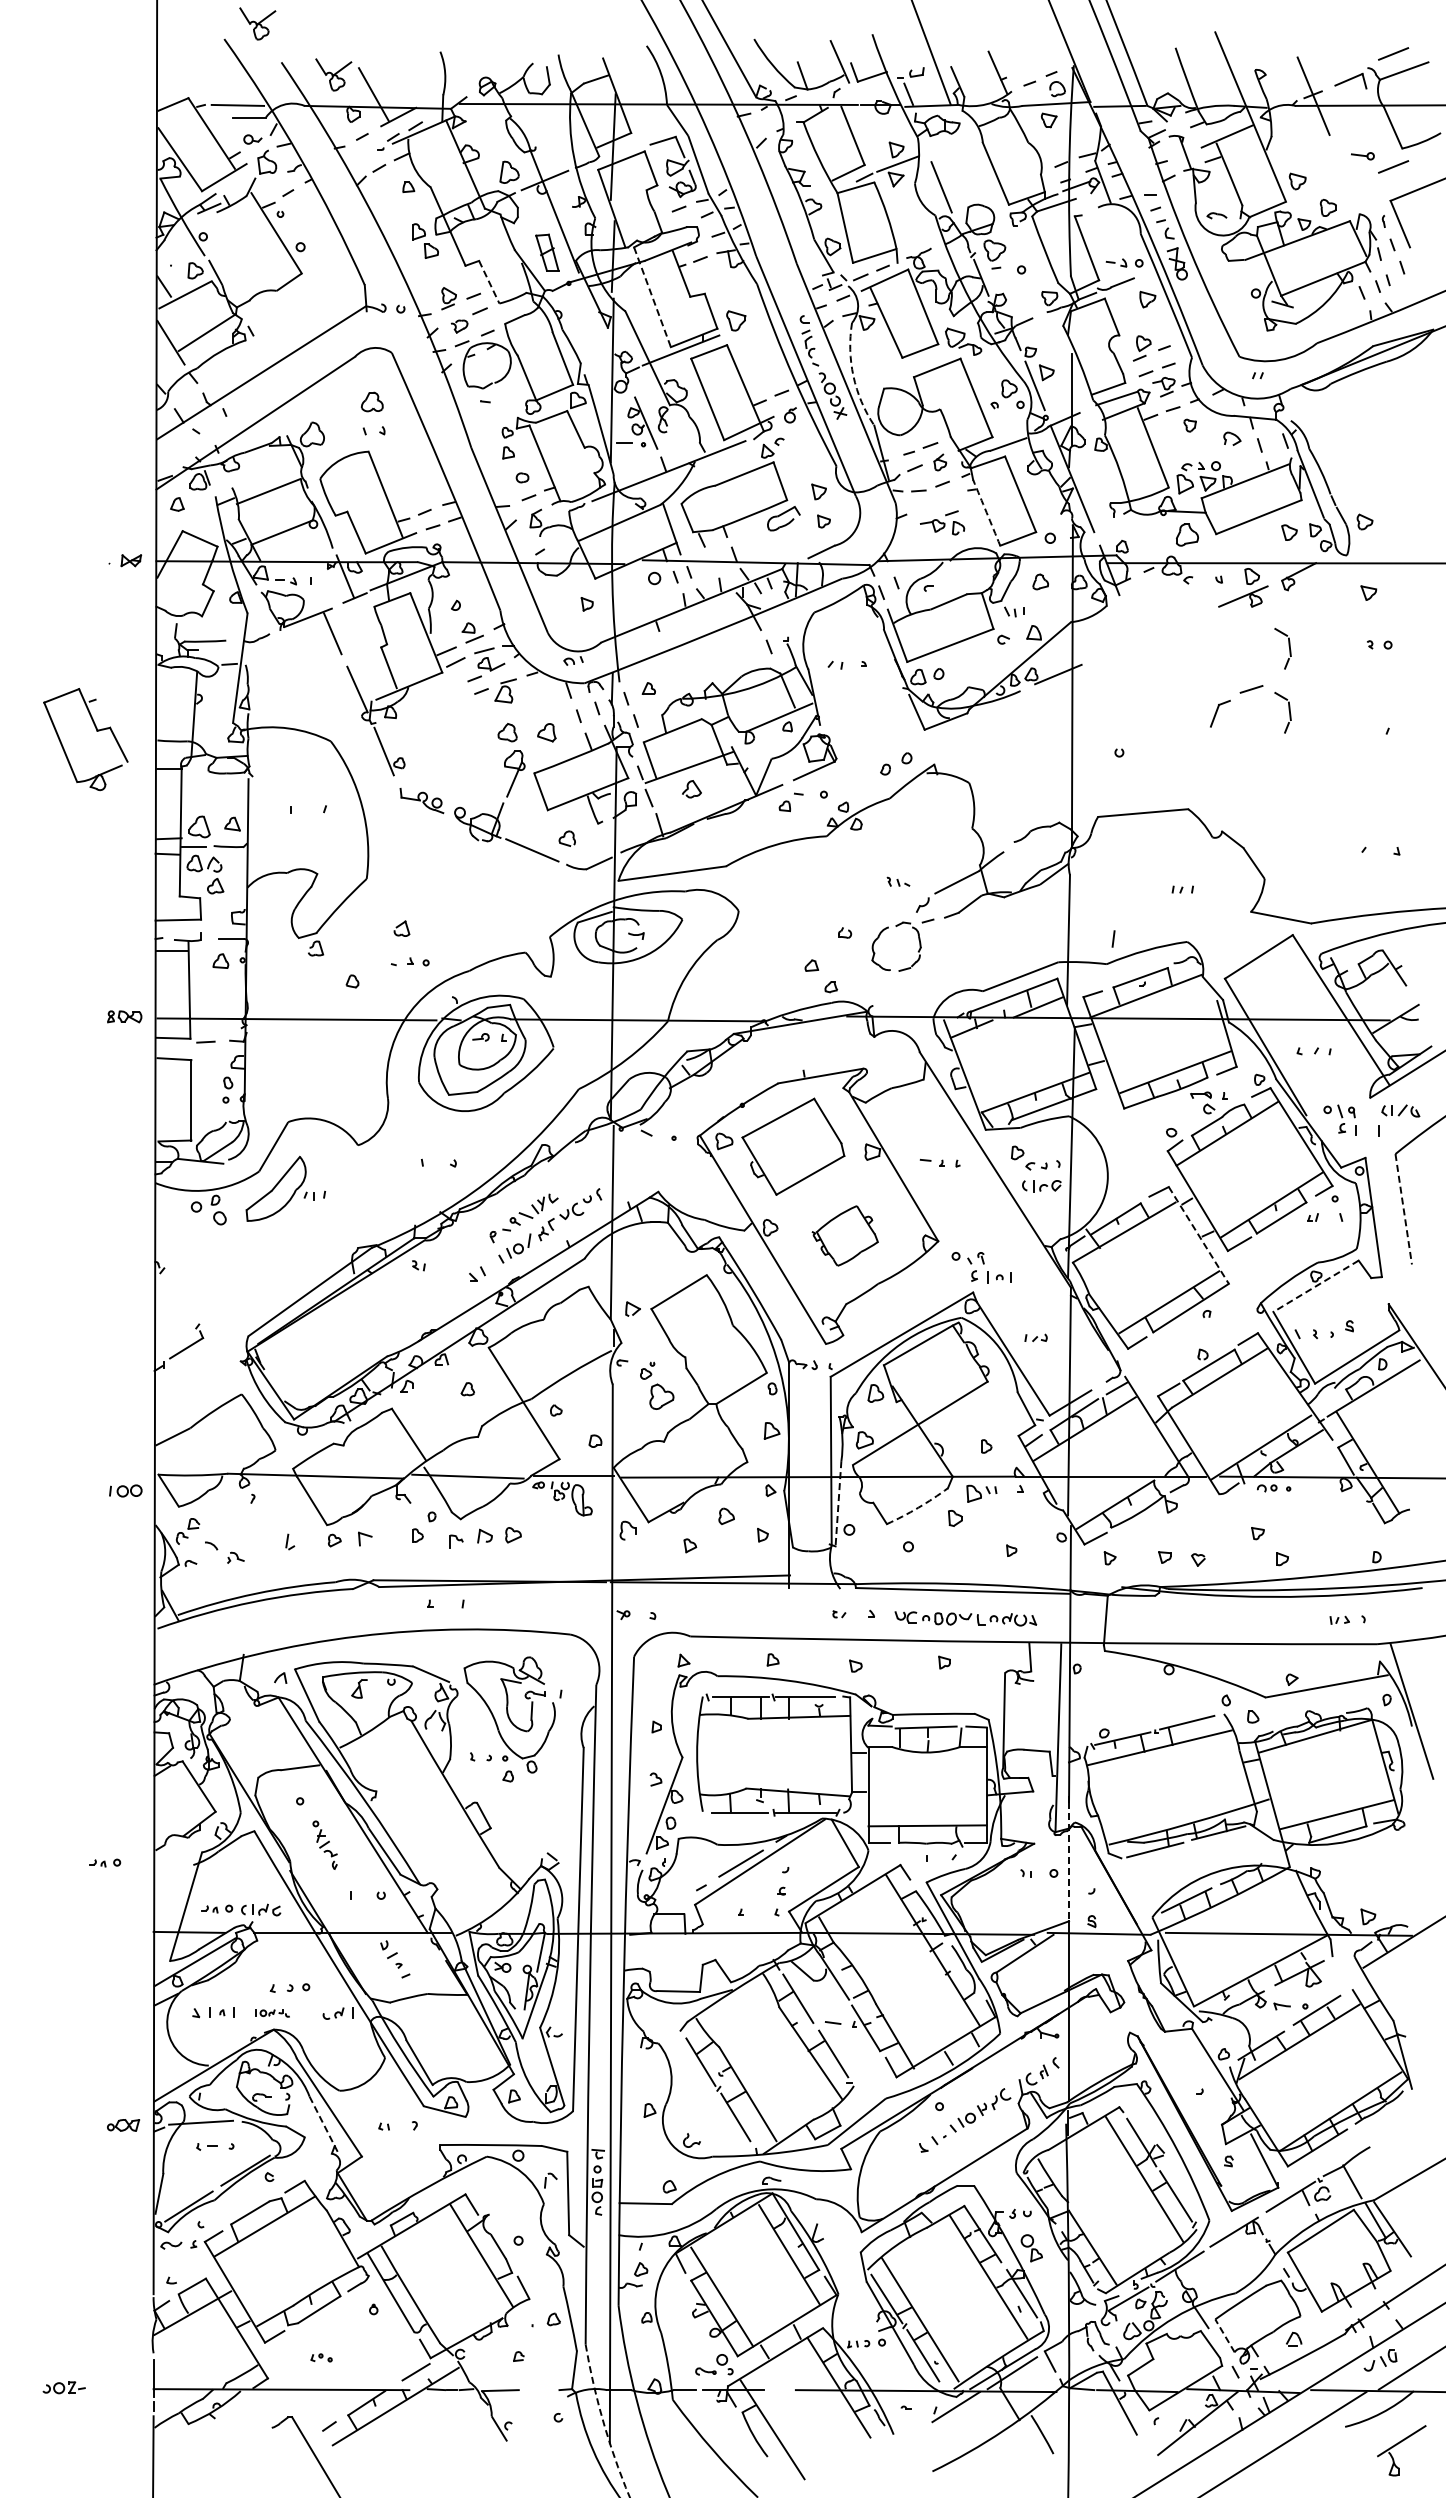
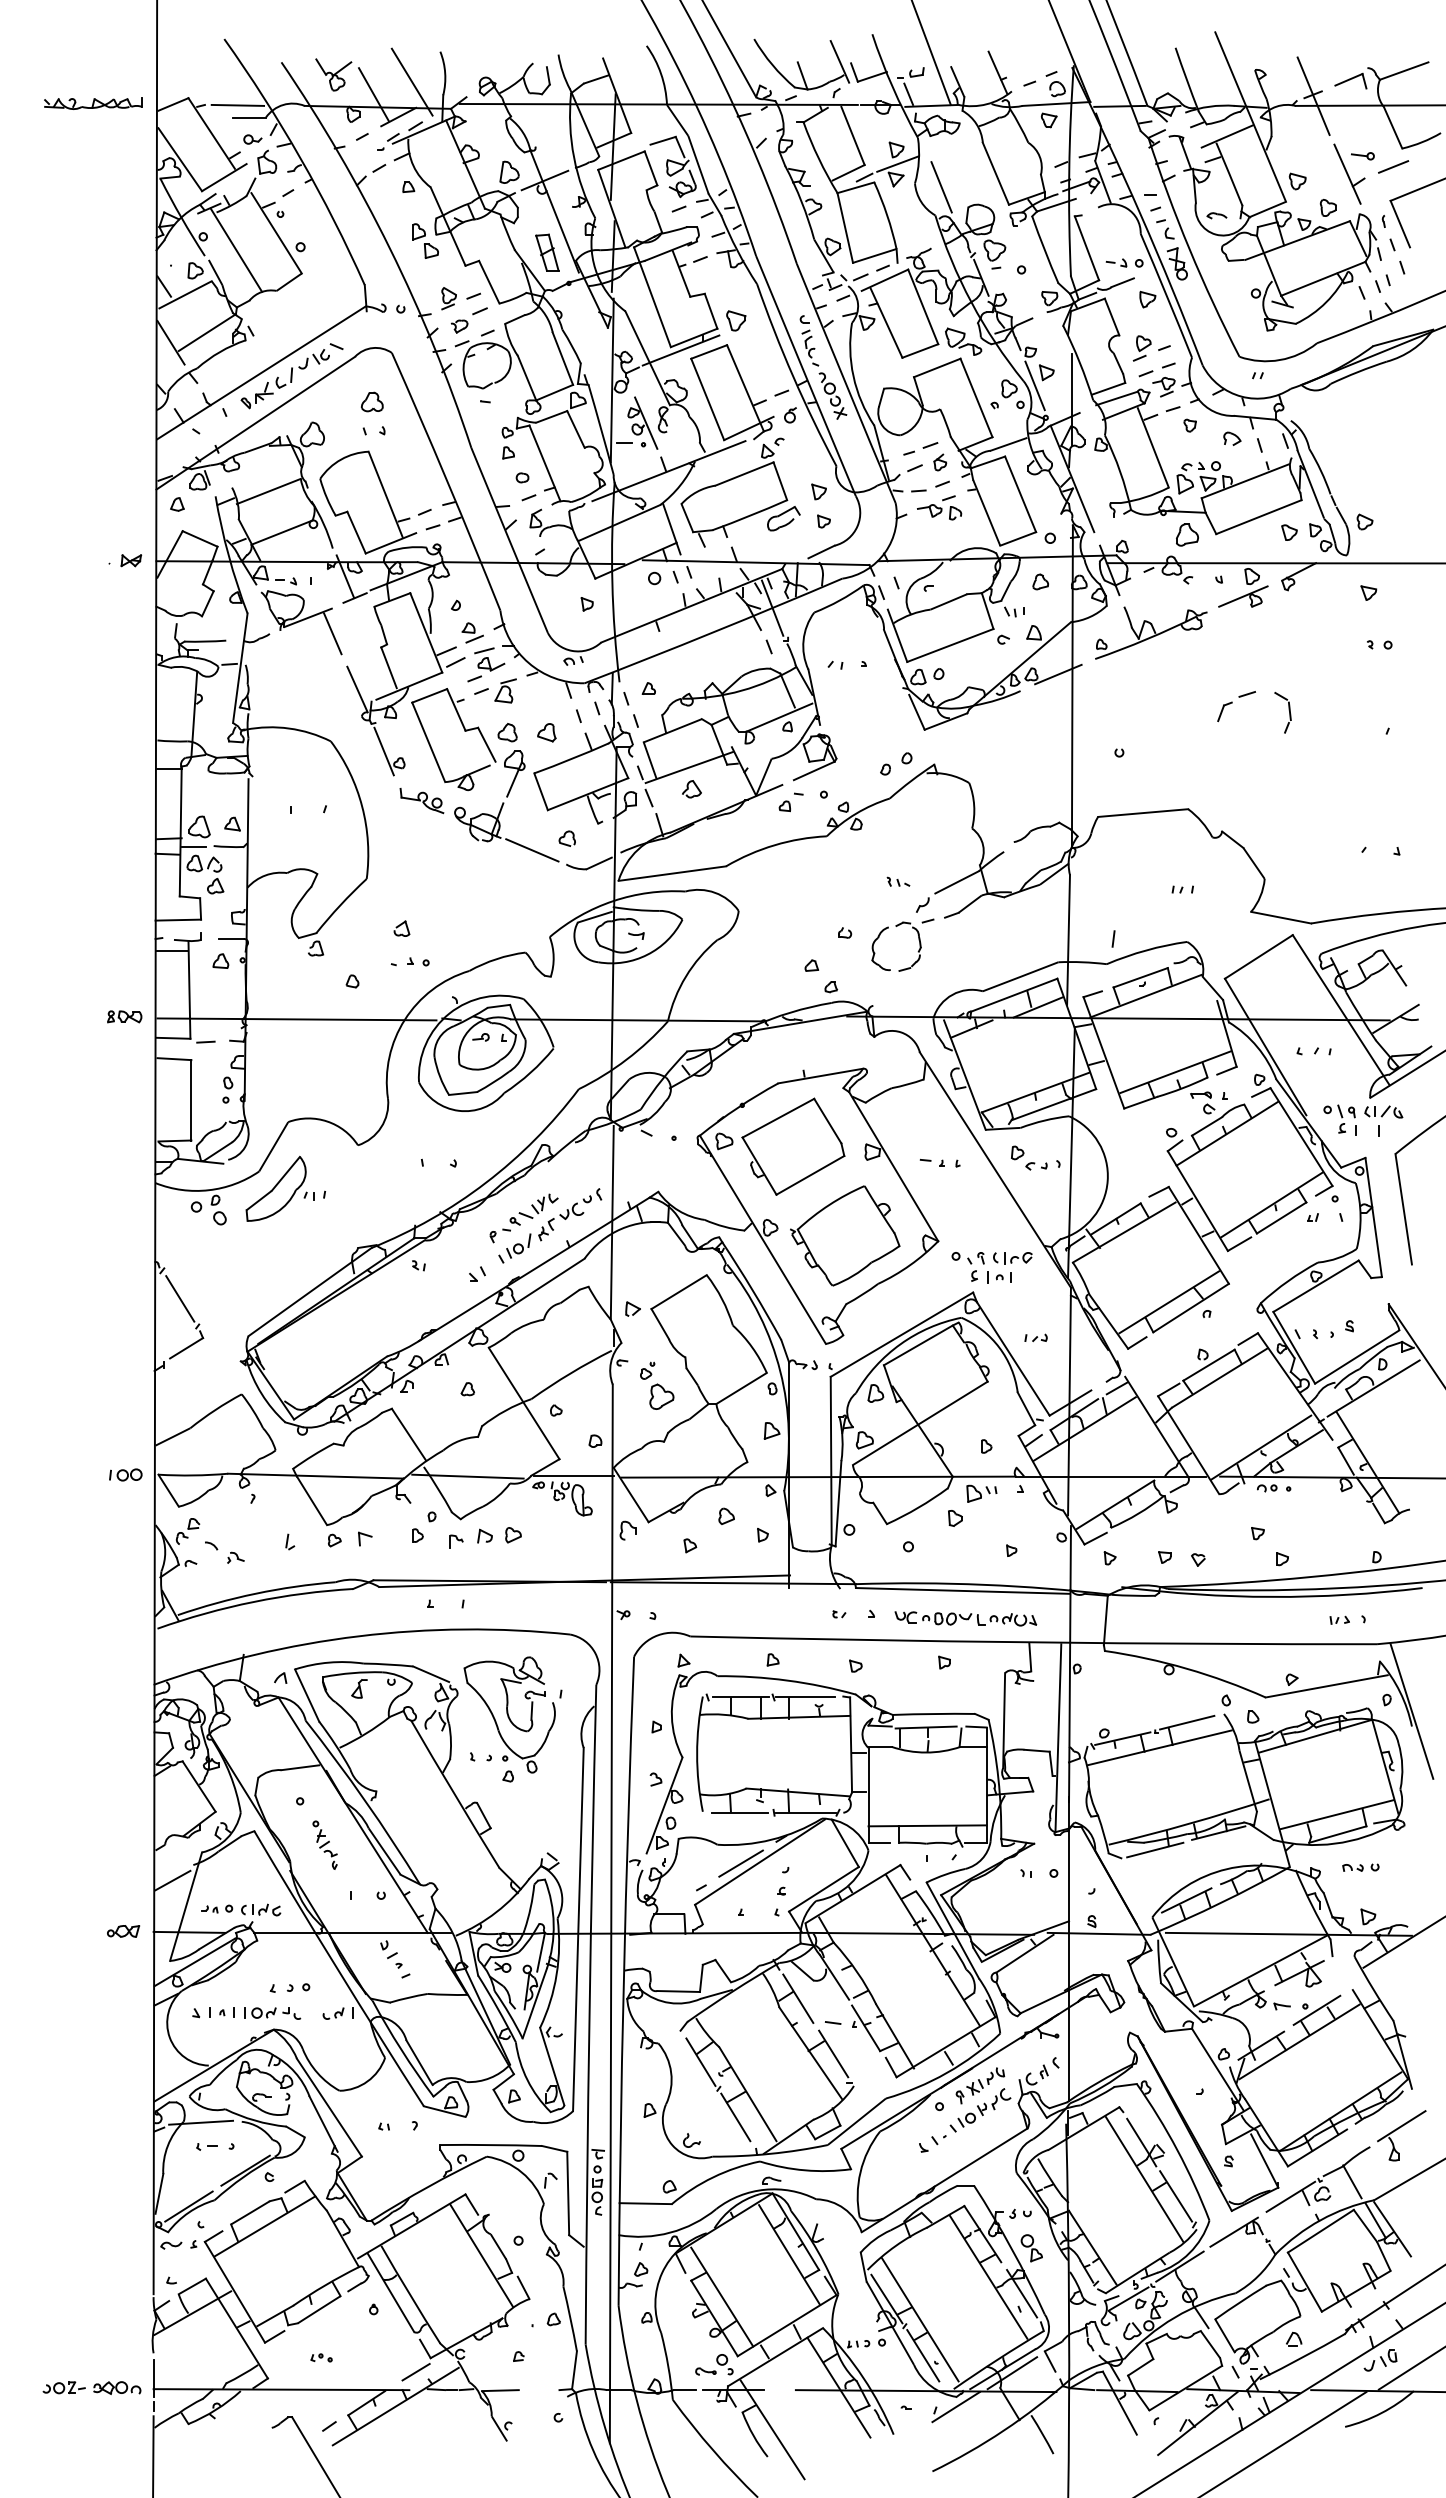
part: present -> none (257, 23)
line: present -> none (1393, 53)
line: none -> present (411, 81)
part: none -> present (93, 103)
part: none -> present (1349, 173)
line: none -> present (236, 249)
line: dashed -> solid (489, 282)
line: dashed -> solid (652, 297)
part: none -> present (291, 376)
arc: dashed -> solid (853, 376)
arc: dashed -> solid (986, 512)
part position: (942, 522) -> (939, 507) (939, 507)
line: none -> present (772, 607)
part: none -> present (1151, 632)
part: present -> none (1288, 646)
part size: 54x43 px -> 39x32 px (1236, 706)
part position: (96, 731) -> (464, 731) (464, 731)
part position: (1400, 1110) -> (1383, 1111) (1383, 1111)
part position: (1041, 1186) -> (1012, 1258) (1012, 1258)
line: dashed -> solid (1403, 1209)
part size: 68x62 px -> 111x102 px (845, 1235)
line: dashed -> solid (1198, 1235)
line: dashed -> solid (1316, 1286)
line: none -> present (180, 1298)
part position: (125, 1490) -> (125, 1474) (125, 1474)
line: dashed -> solid (838, 1503)
arc: dashed -> solid (918, 1507)
line: dashed -> solid (1069, 1861)
part: present -> none (105, 1862)
part: none -> present (1360, 1867)
line: none -> present (172, 1880)
part size: 35x9 px -> 58x13 px (272, 2013)
part: none -> present (980, 2085)
line: dashed -> solid (323, 2124)
part position: (123, 2125) -> (123, 1931) (123, 1931)
line: dashed -> solid (1224, 2335)
part: none -> present (117, 2387)
arc: dashed -> solid (603, 2422)
part position: (1398, 2444) -> (1398, 2129) (1398, 2129)
